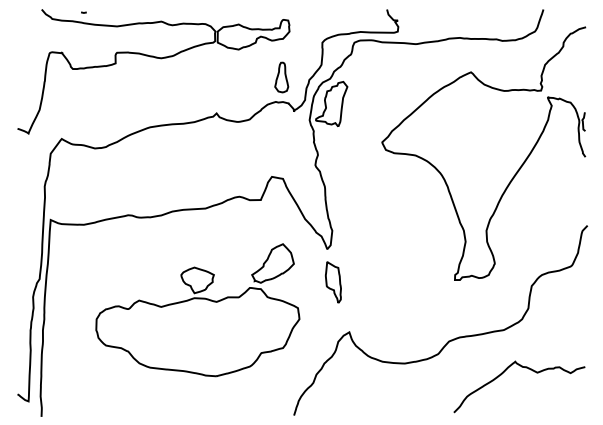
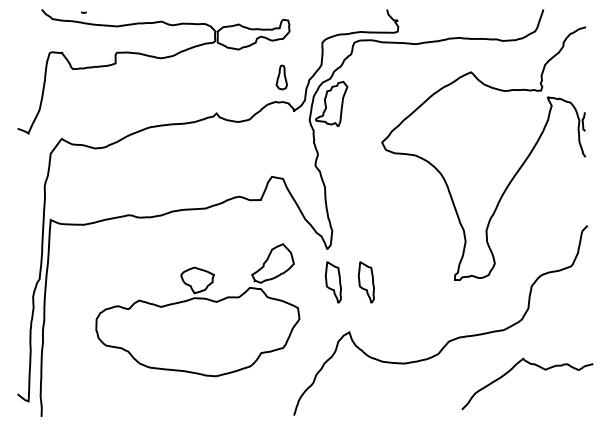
part size: 16x33 px -> 13x27 px (281, 77)
part: none -> present (365, 282)
curve position: (525, 368) -> (533, 365) (533, 365)
